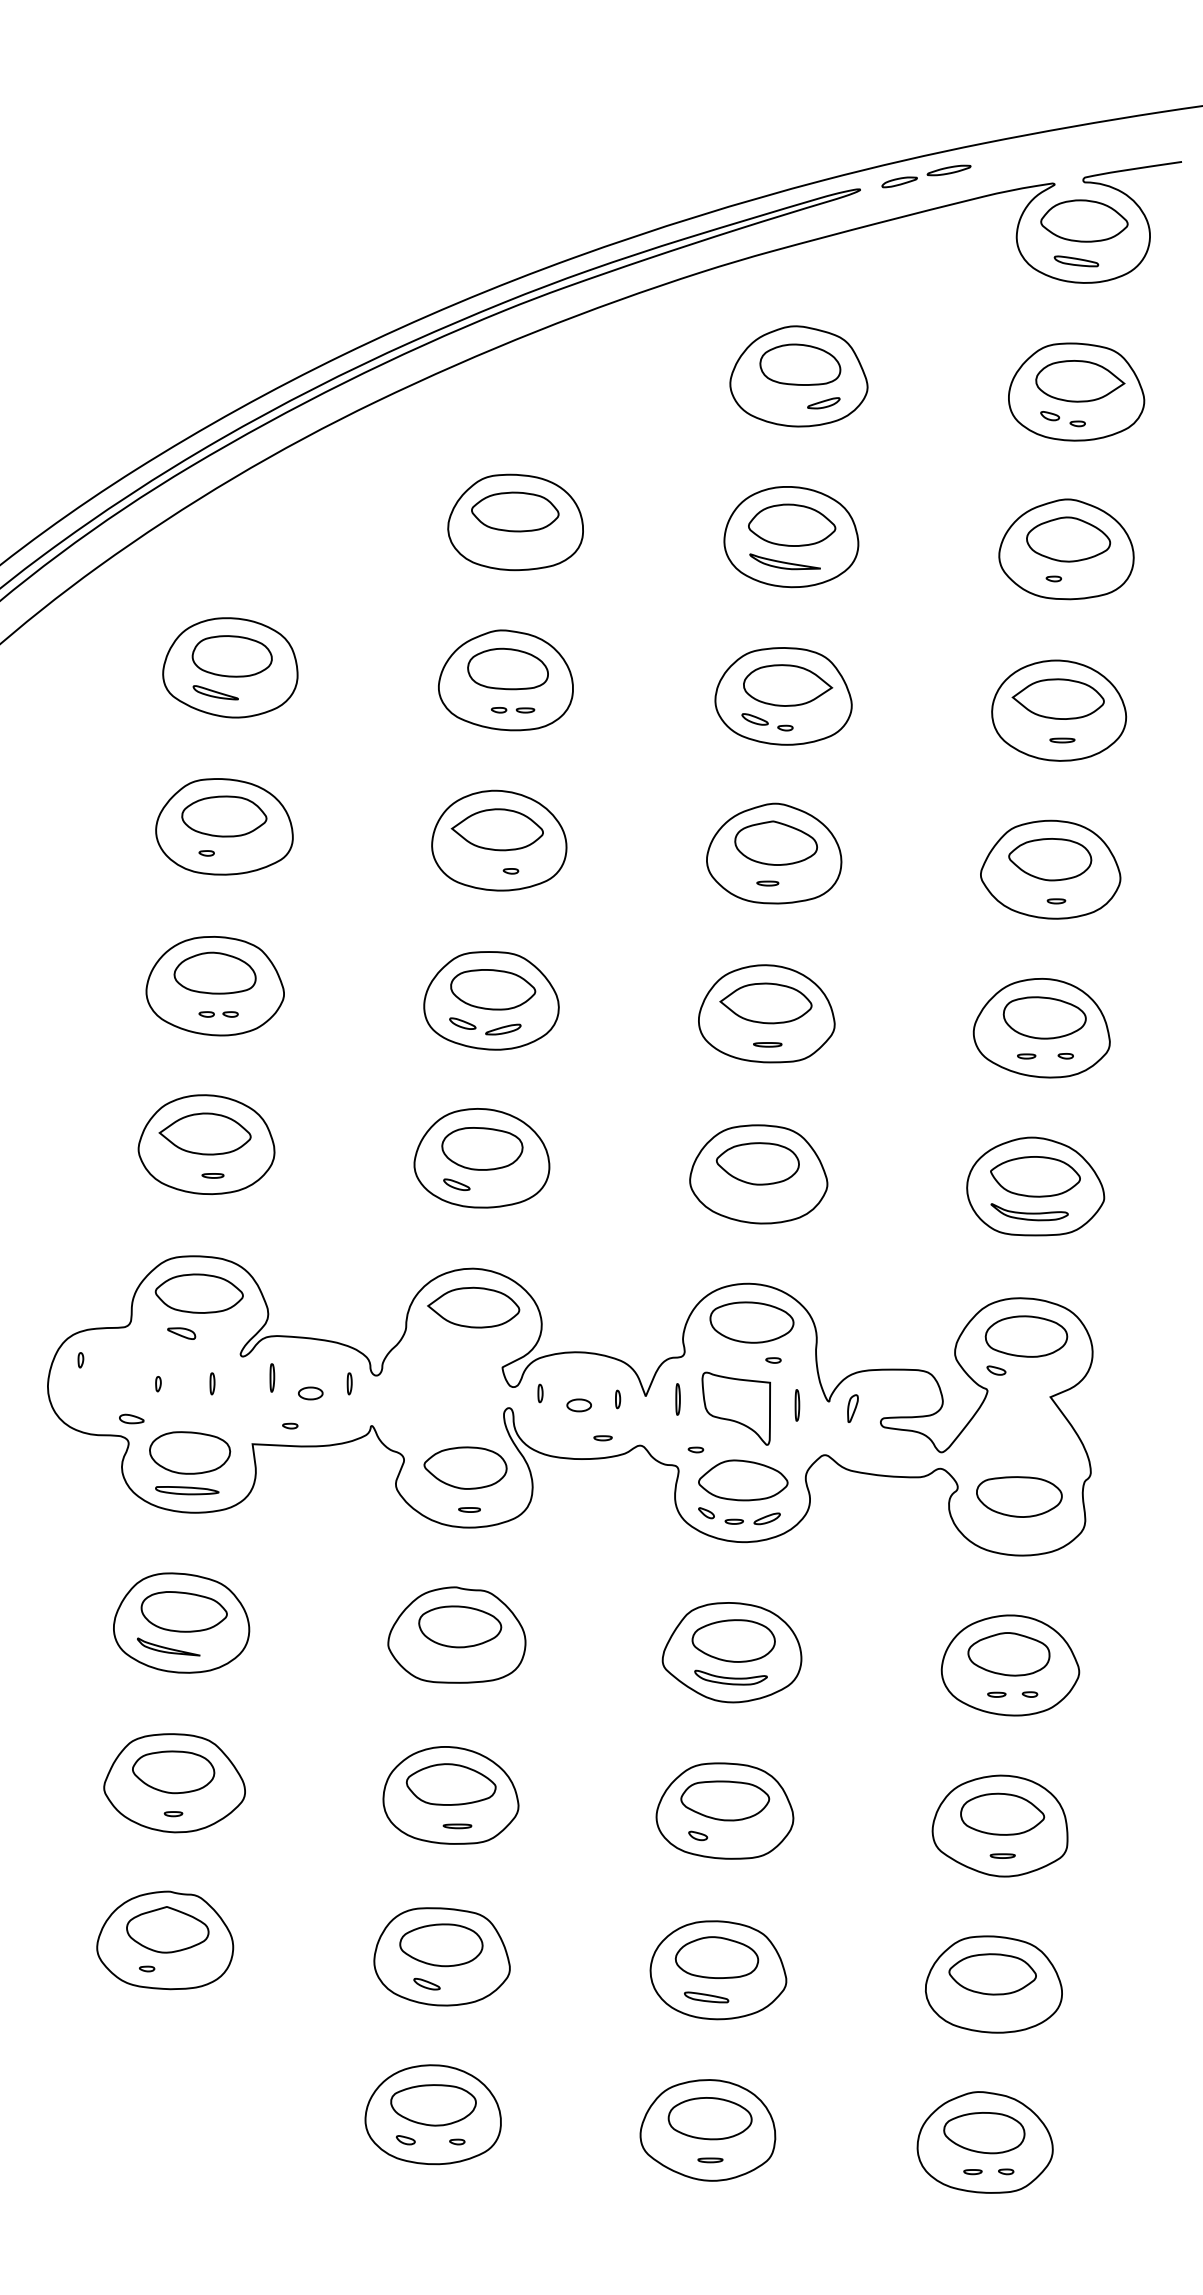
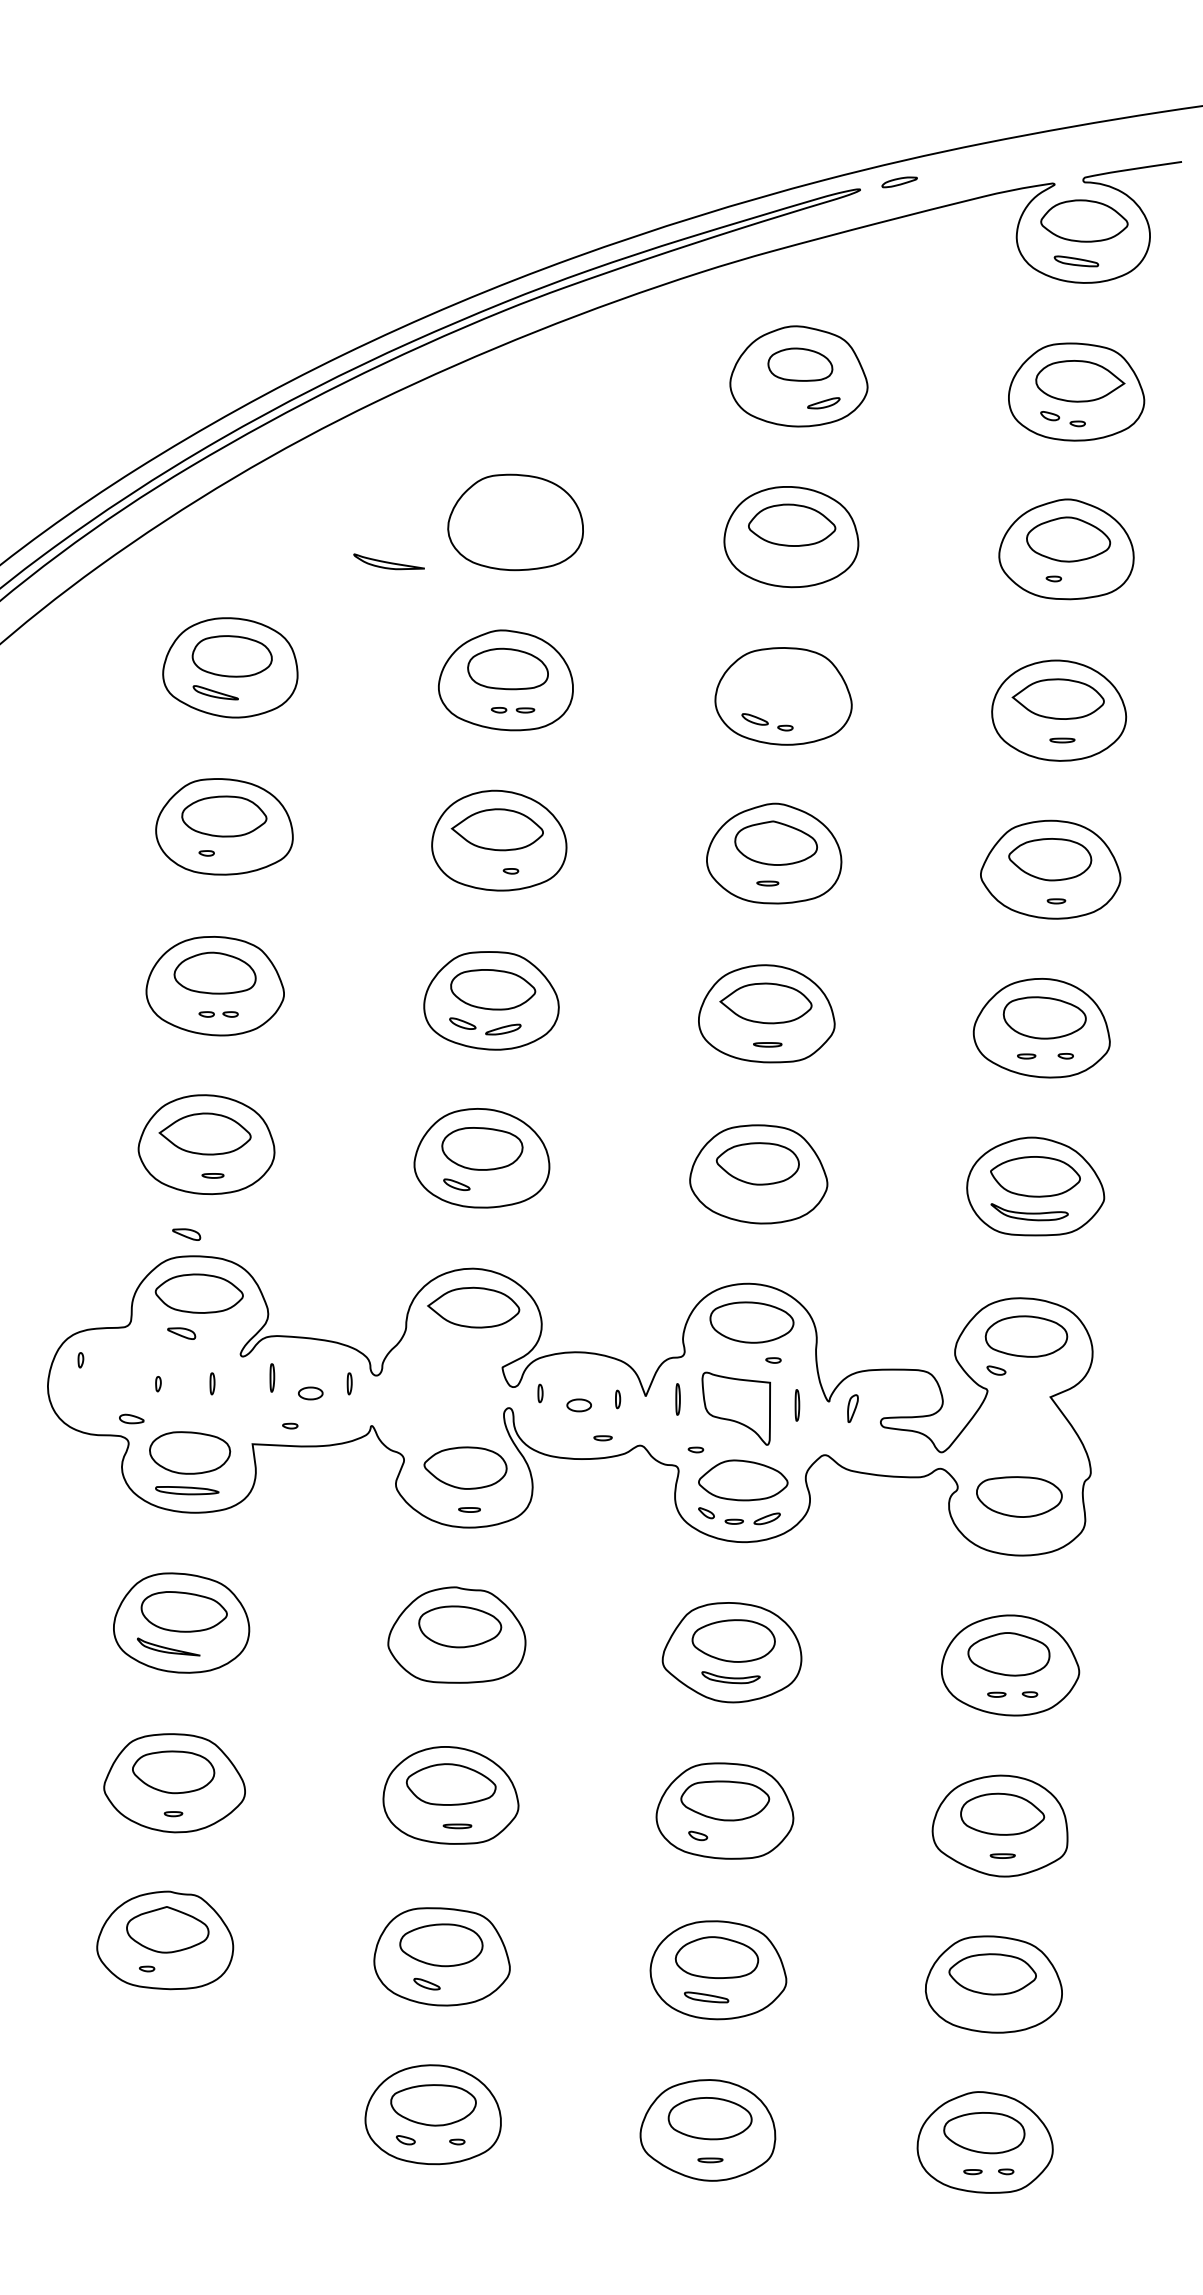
part: present -> none (948, 170)
part size: 83x43 px -> 67x35 px (800, 364)
part: present -> none (515, 511)
part position: (784, 561) -> (388, 561) (388, 561)
part: present -> none (788, 685)
part: none -> present (186, 1234)
part size: 74x17 px -> 60x14 px (730, 1677)
